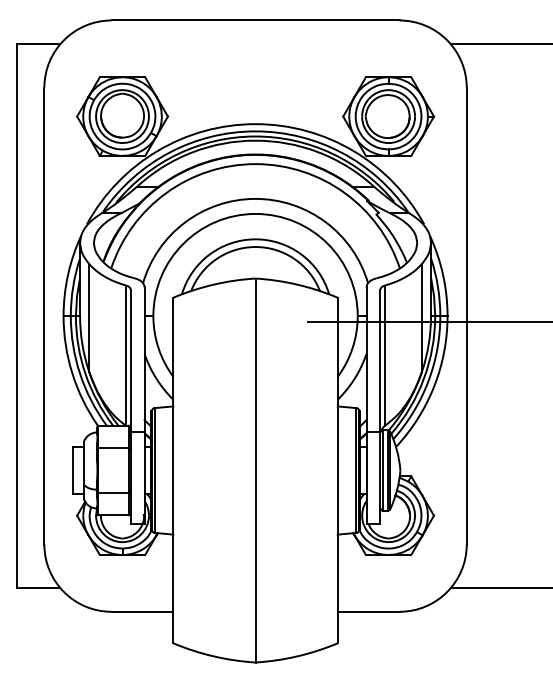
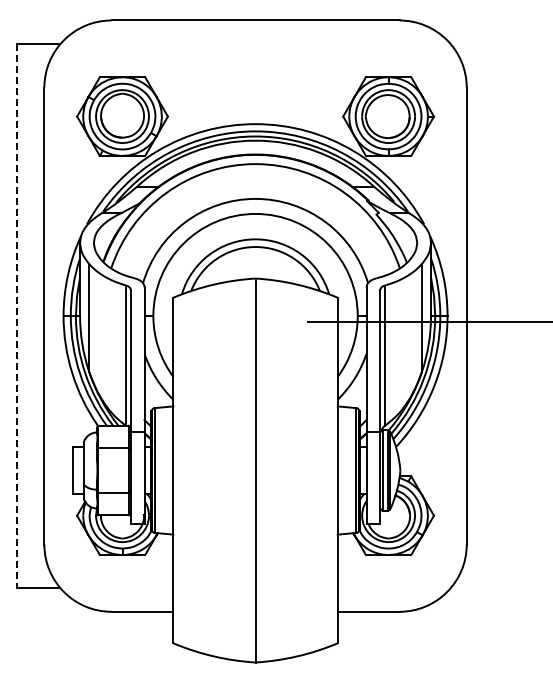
line: present -> none (499, 44)
line: solid -> dashed (16, 316)
line: present -> none (499, 588)
